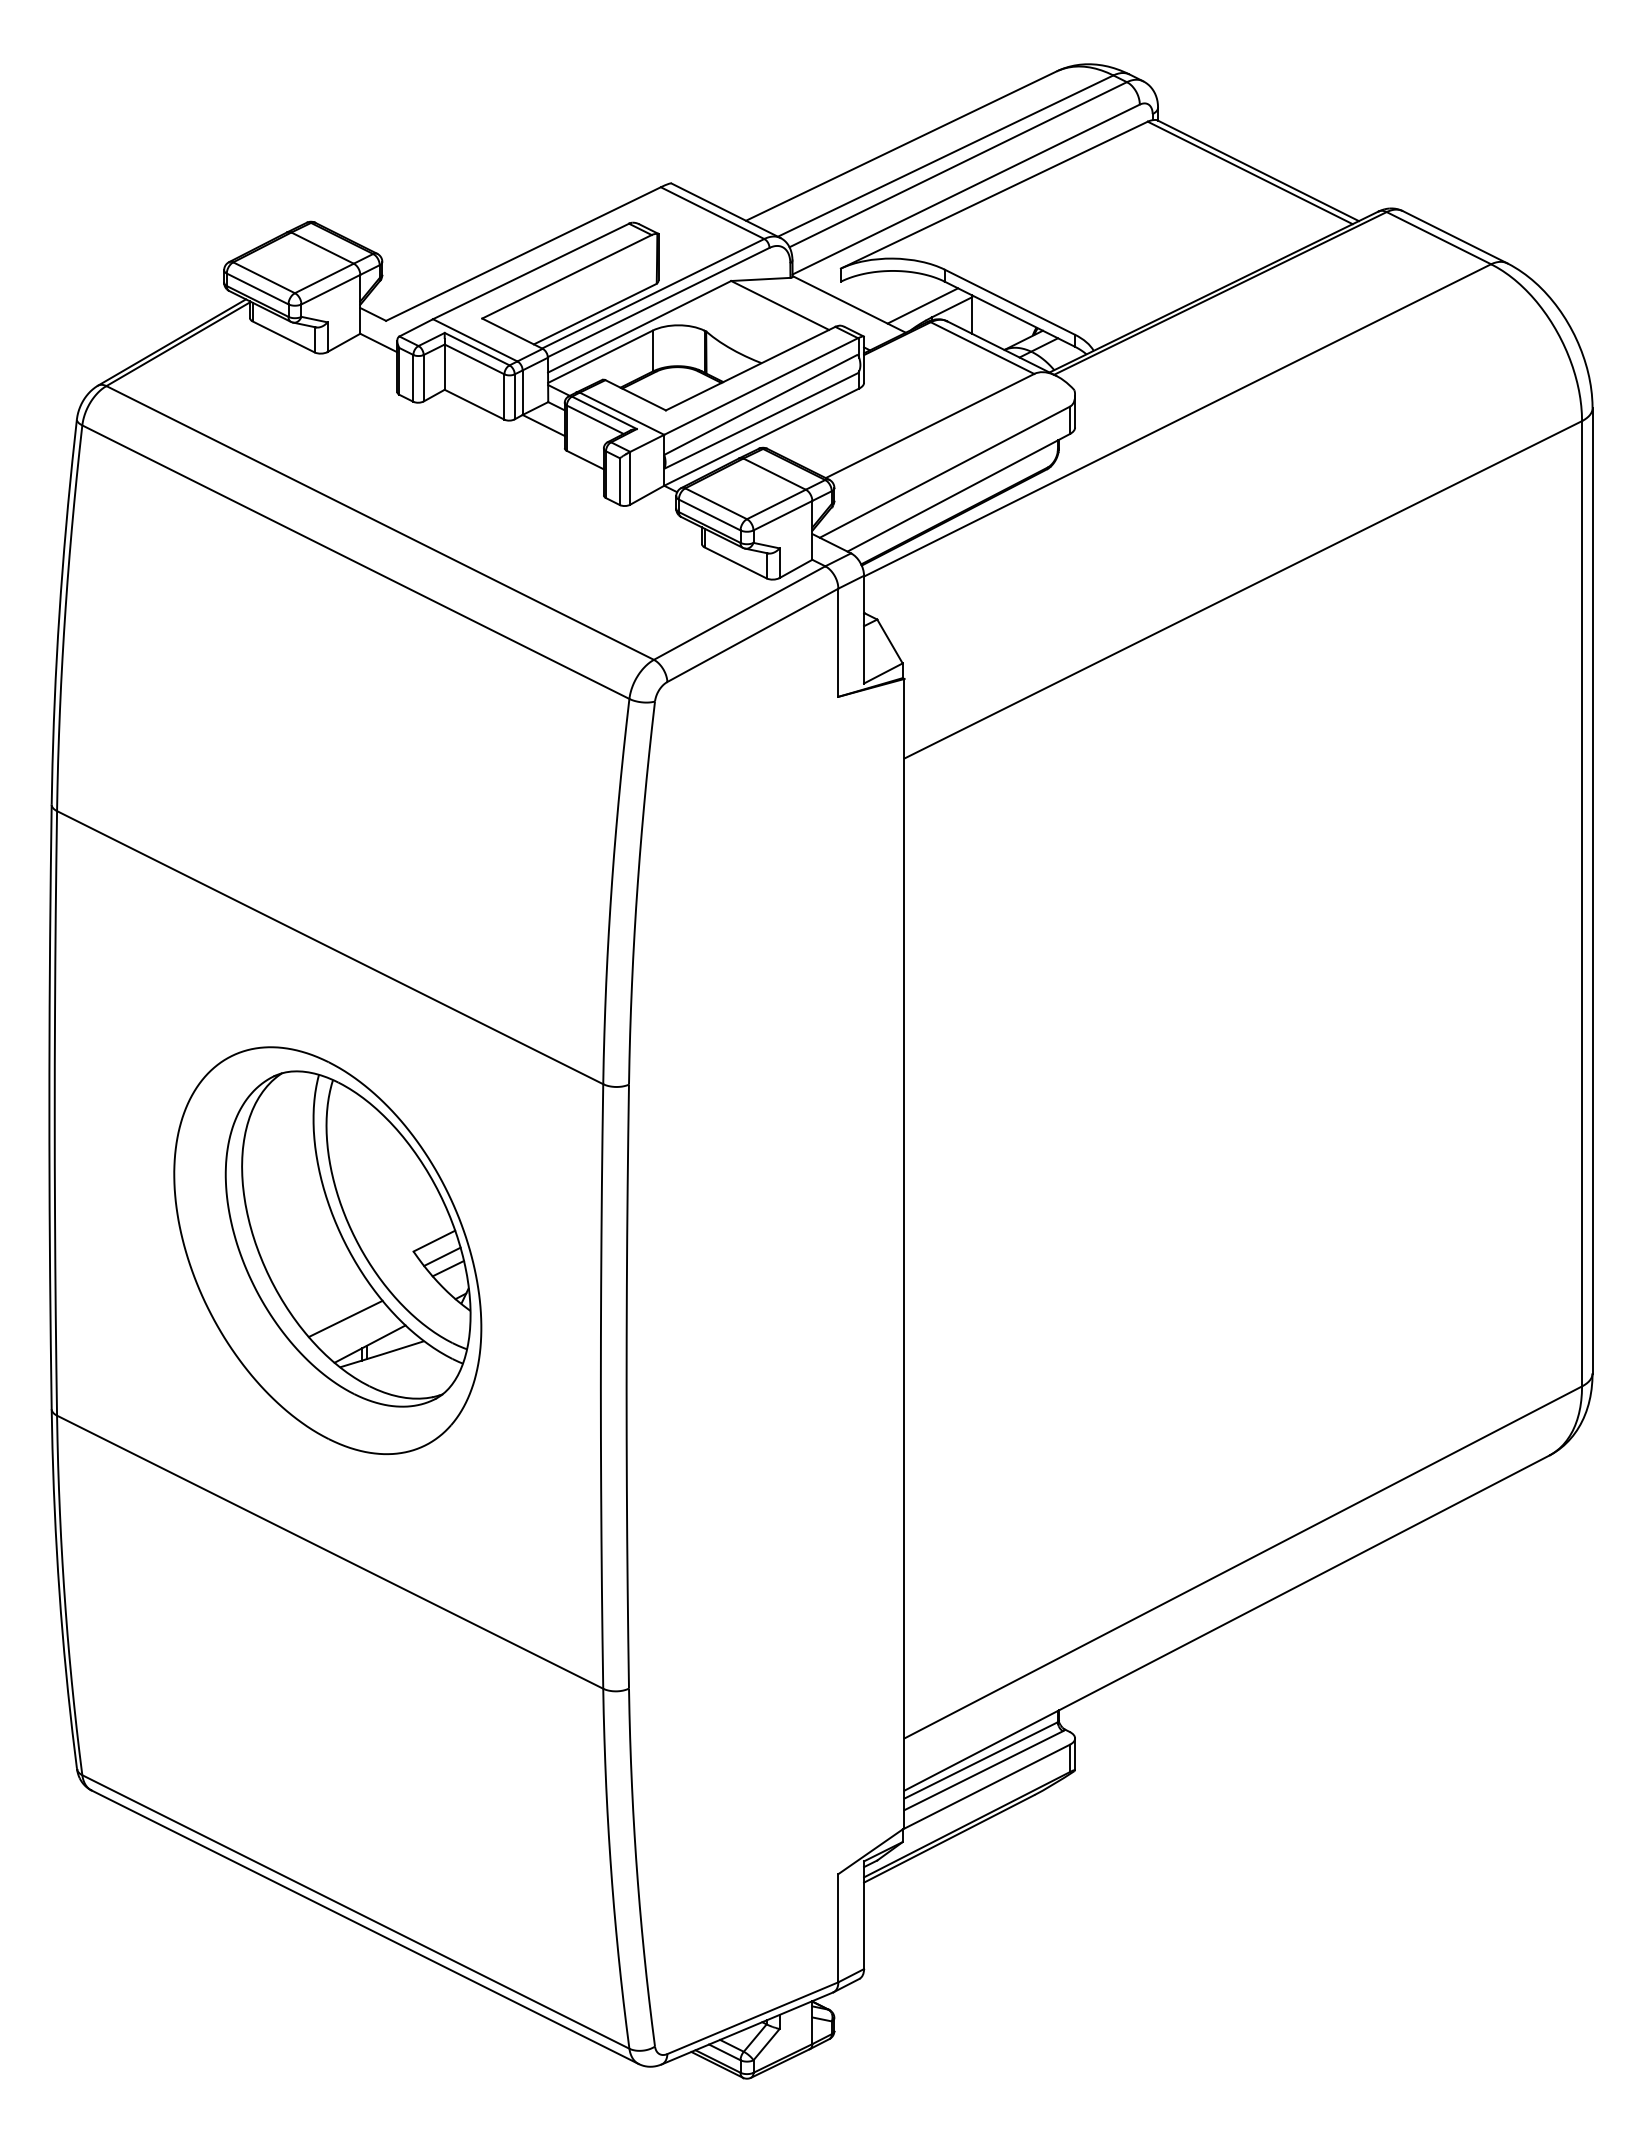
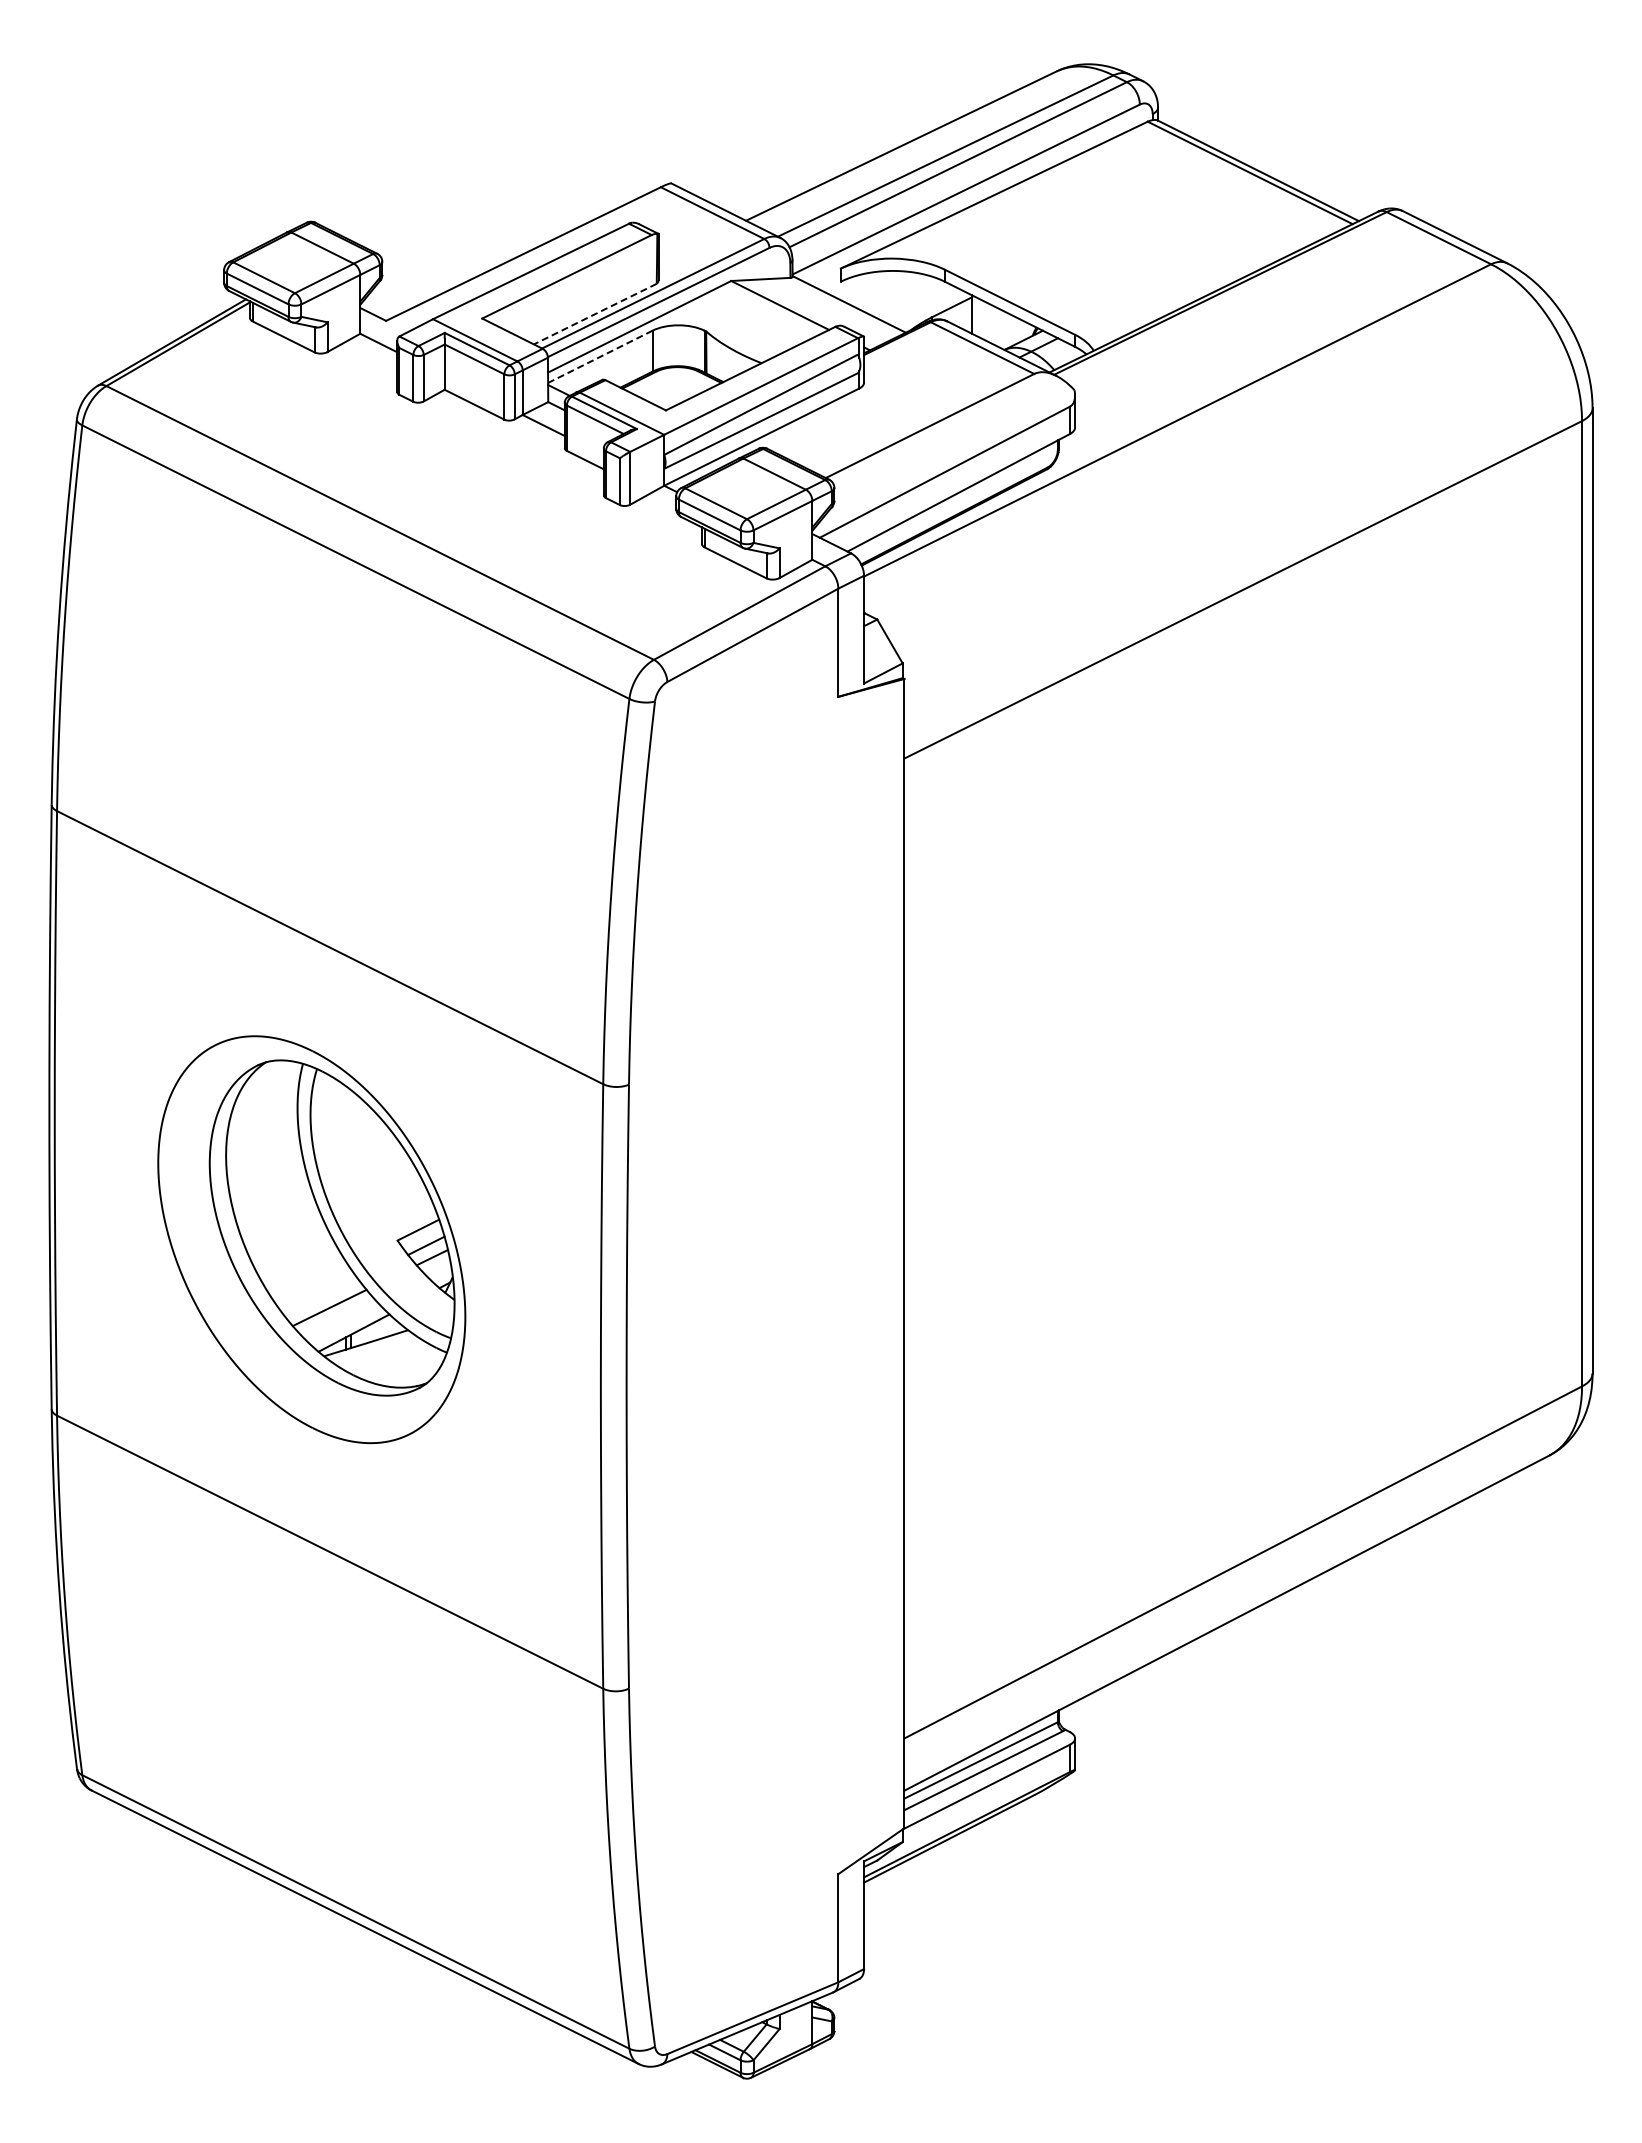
line: present -> none (922, 305)
line: solid -> dashed (594, 314)
line: solid -> dashed (599, 357)
part position: (327, 1250) -> (311, 1239) (311, 1239)
